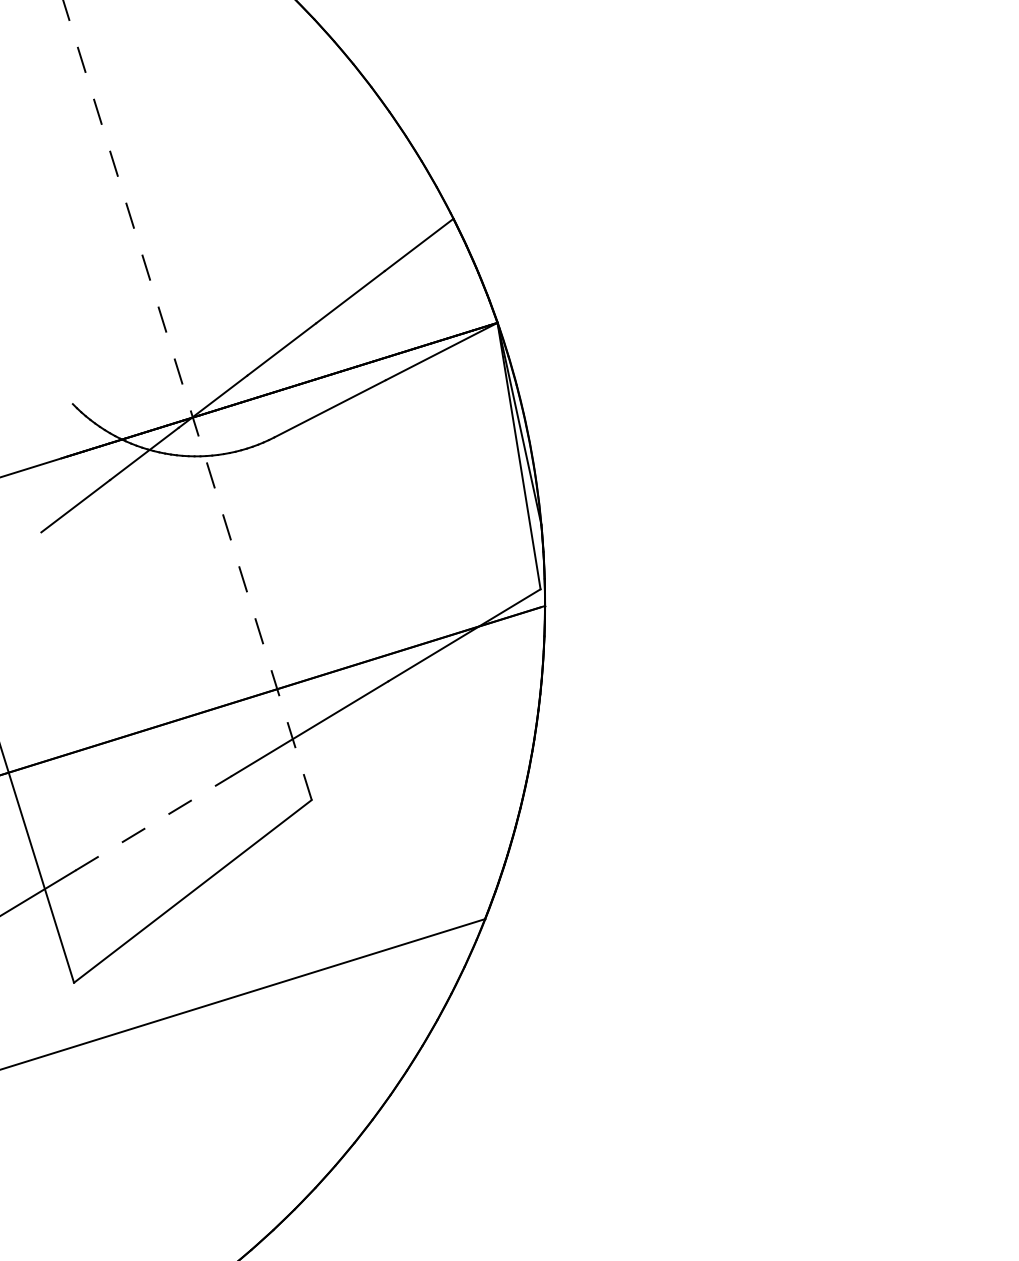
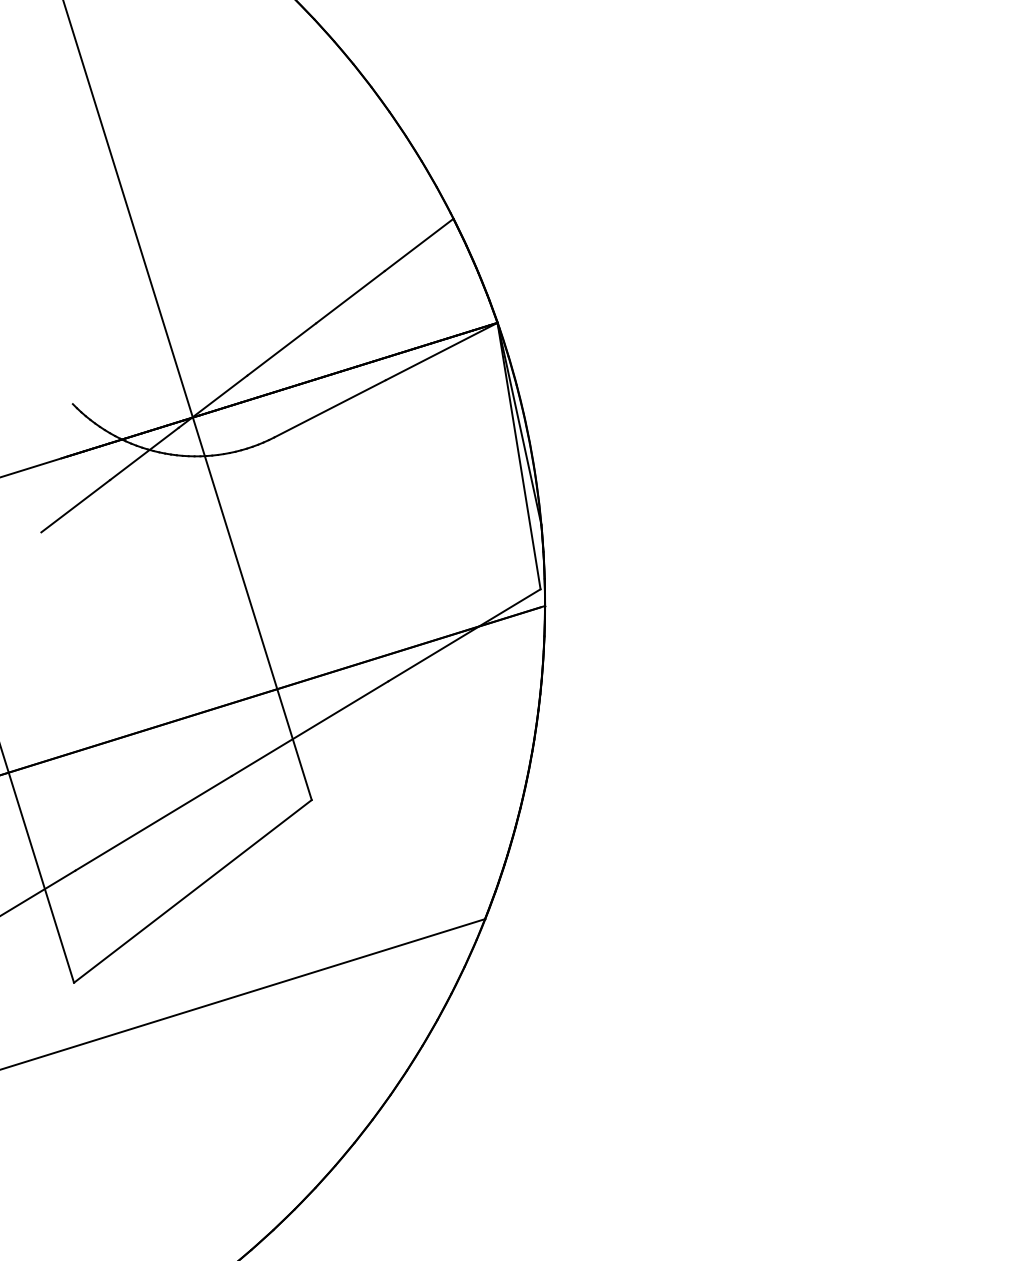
line: dashed -> solid (187, 400)
line: dashed -> solid (154, 823)
